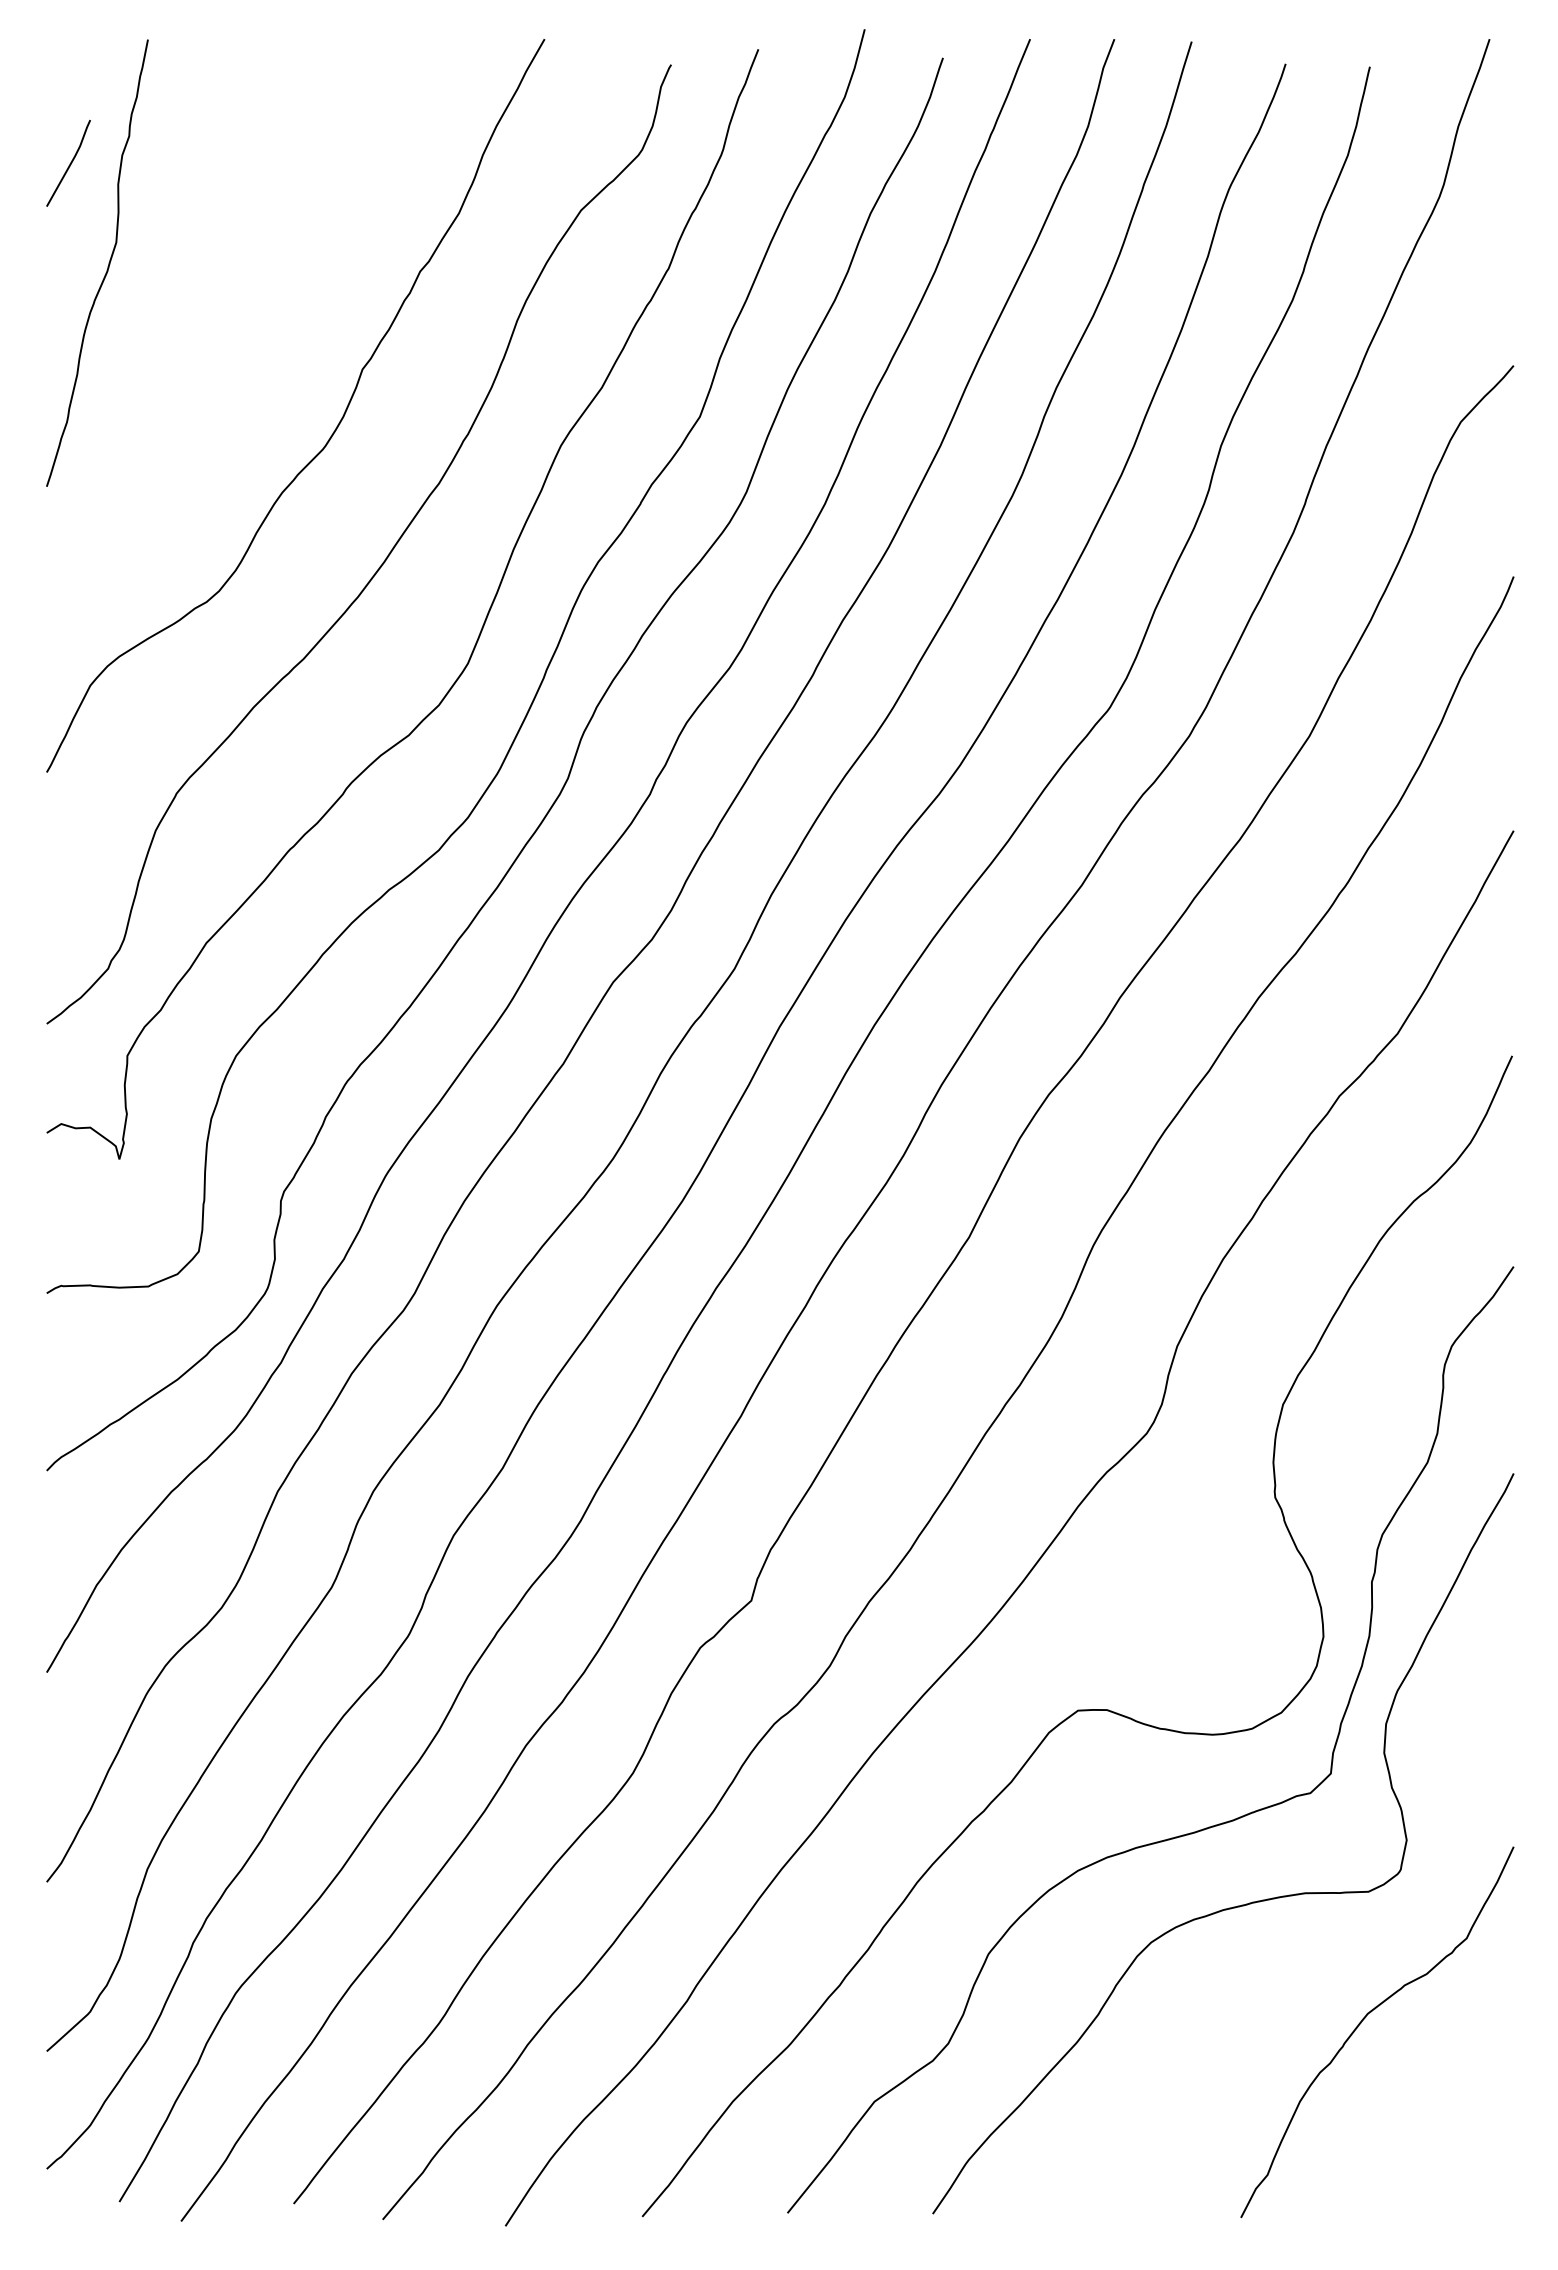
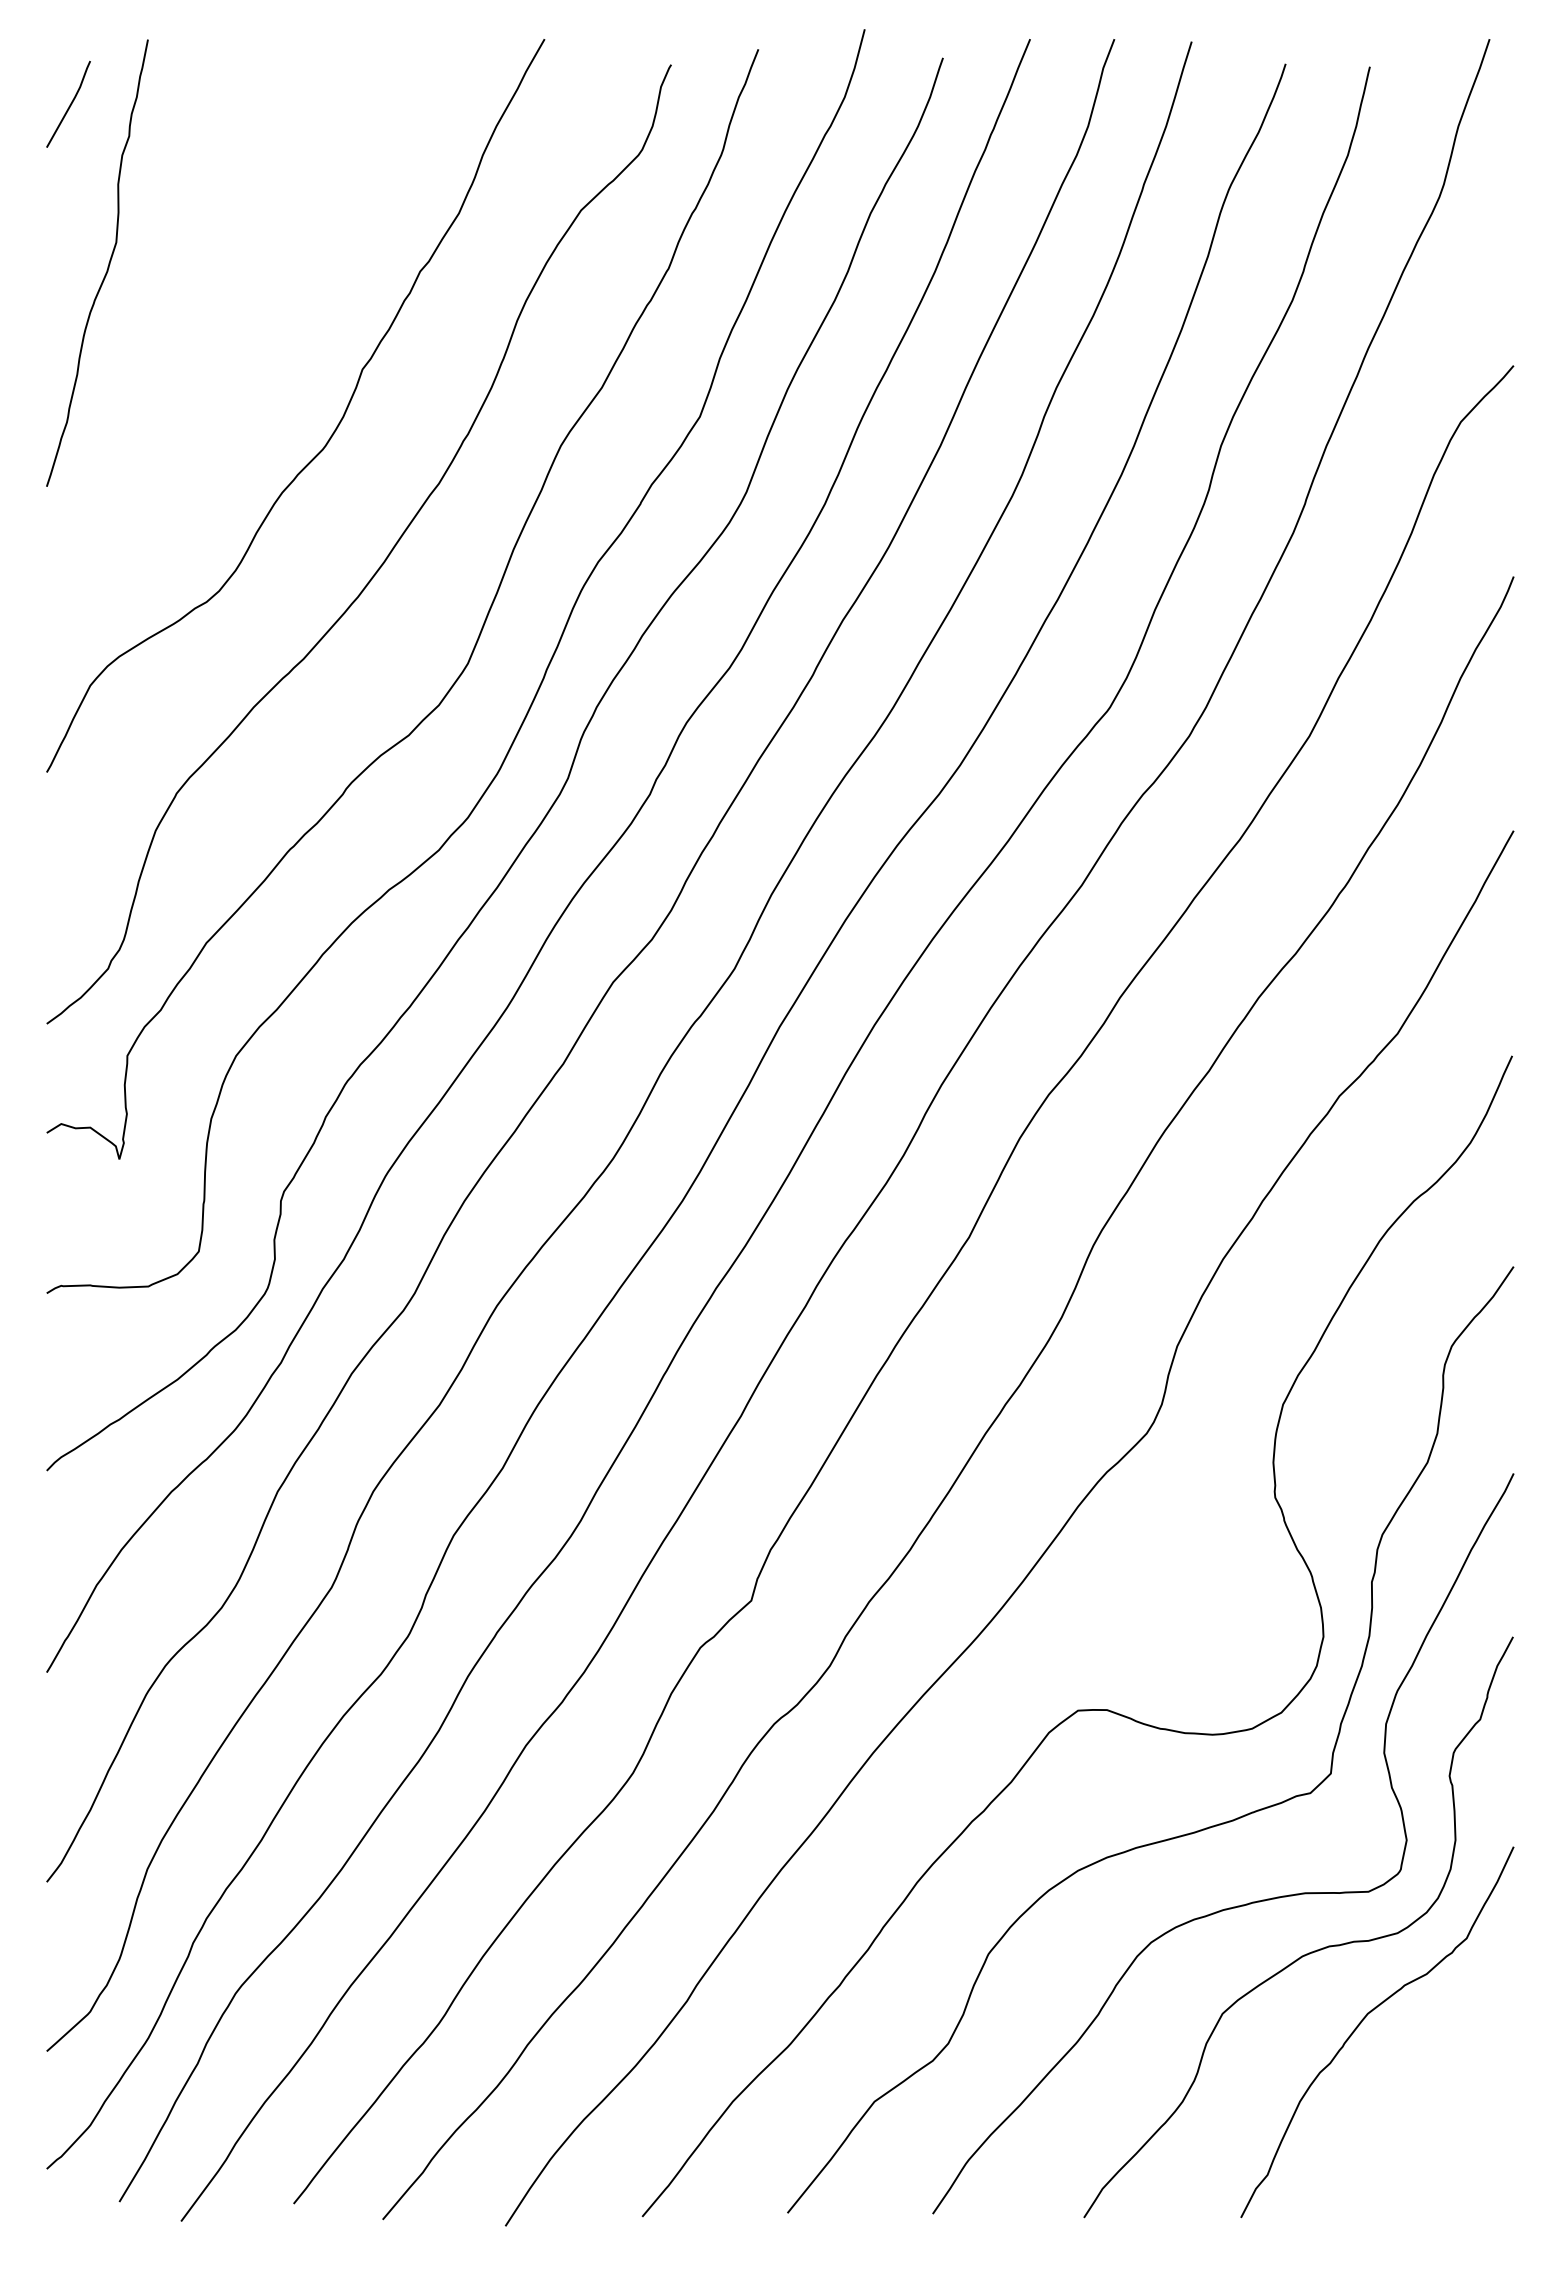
line position: (70, 162) -> (70, 103) (70, 103)
curve: none -> present (1308, 1952)
